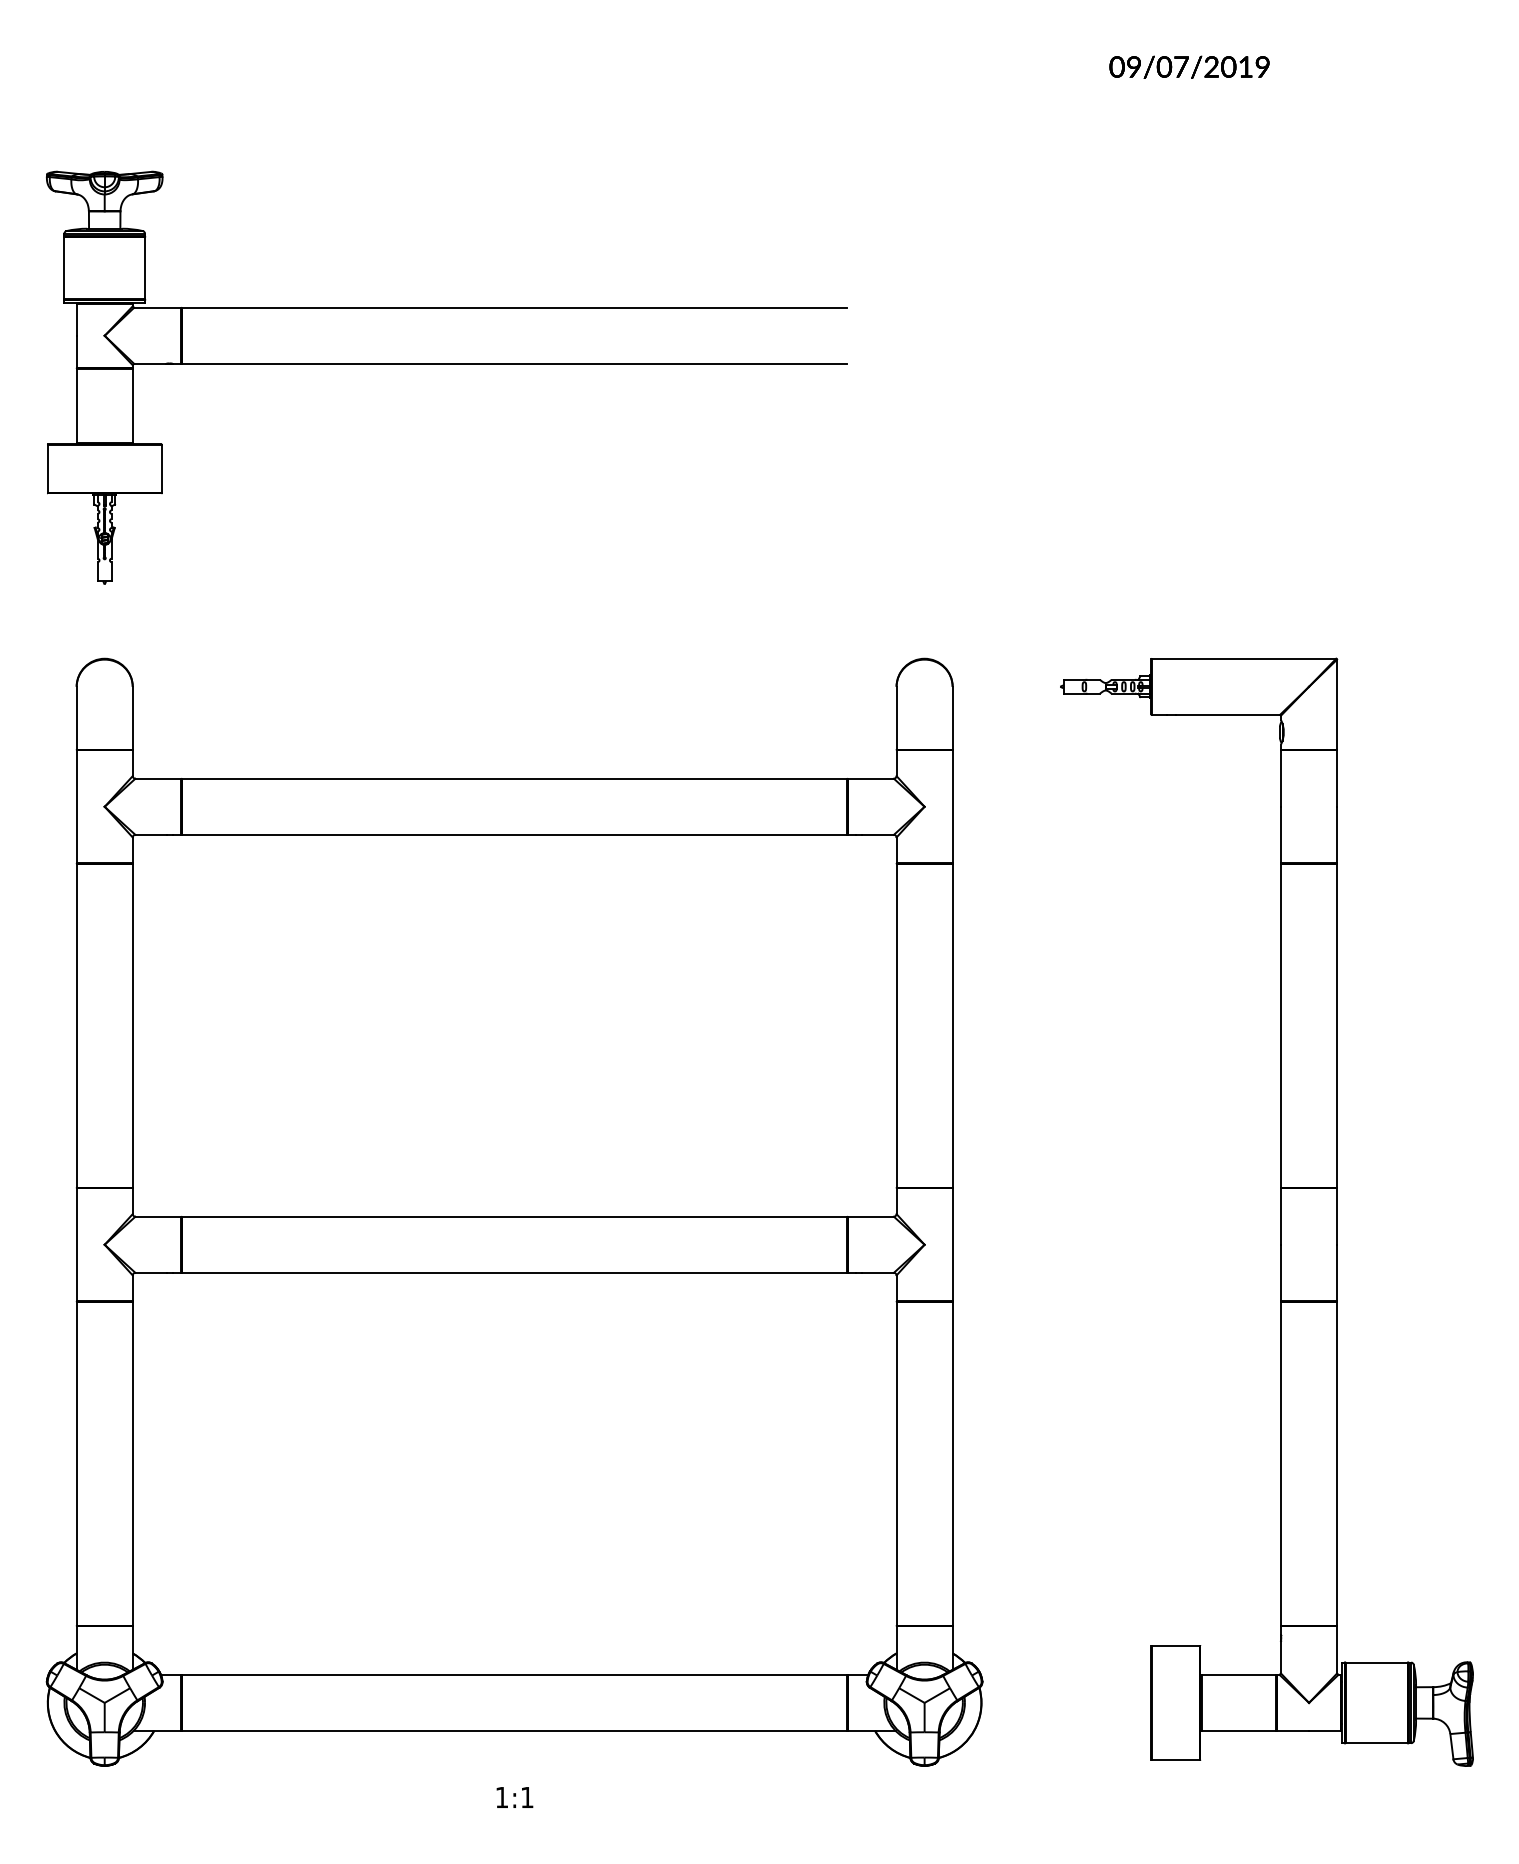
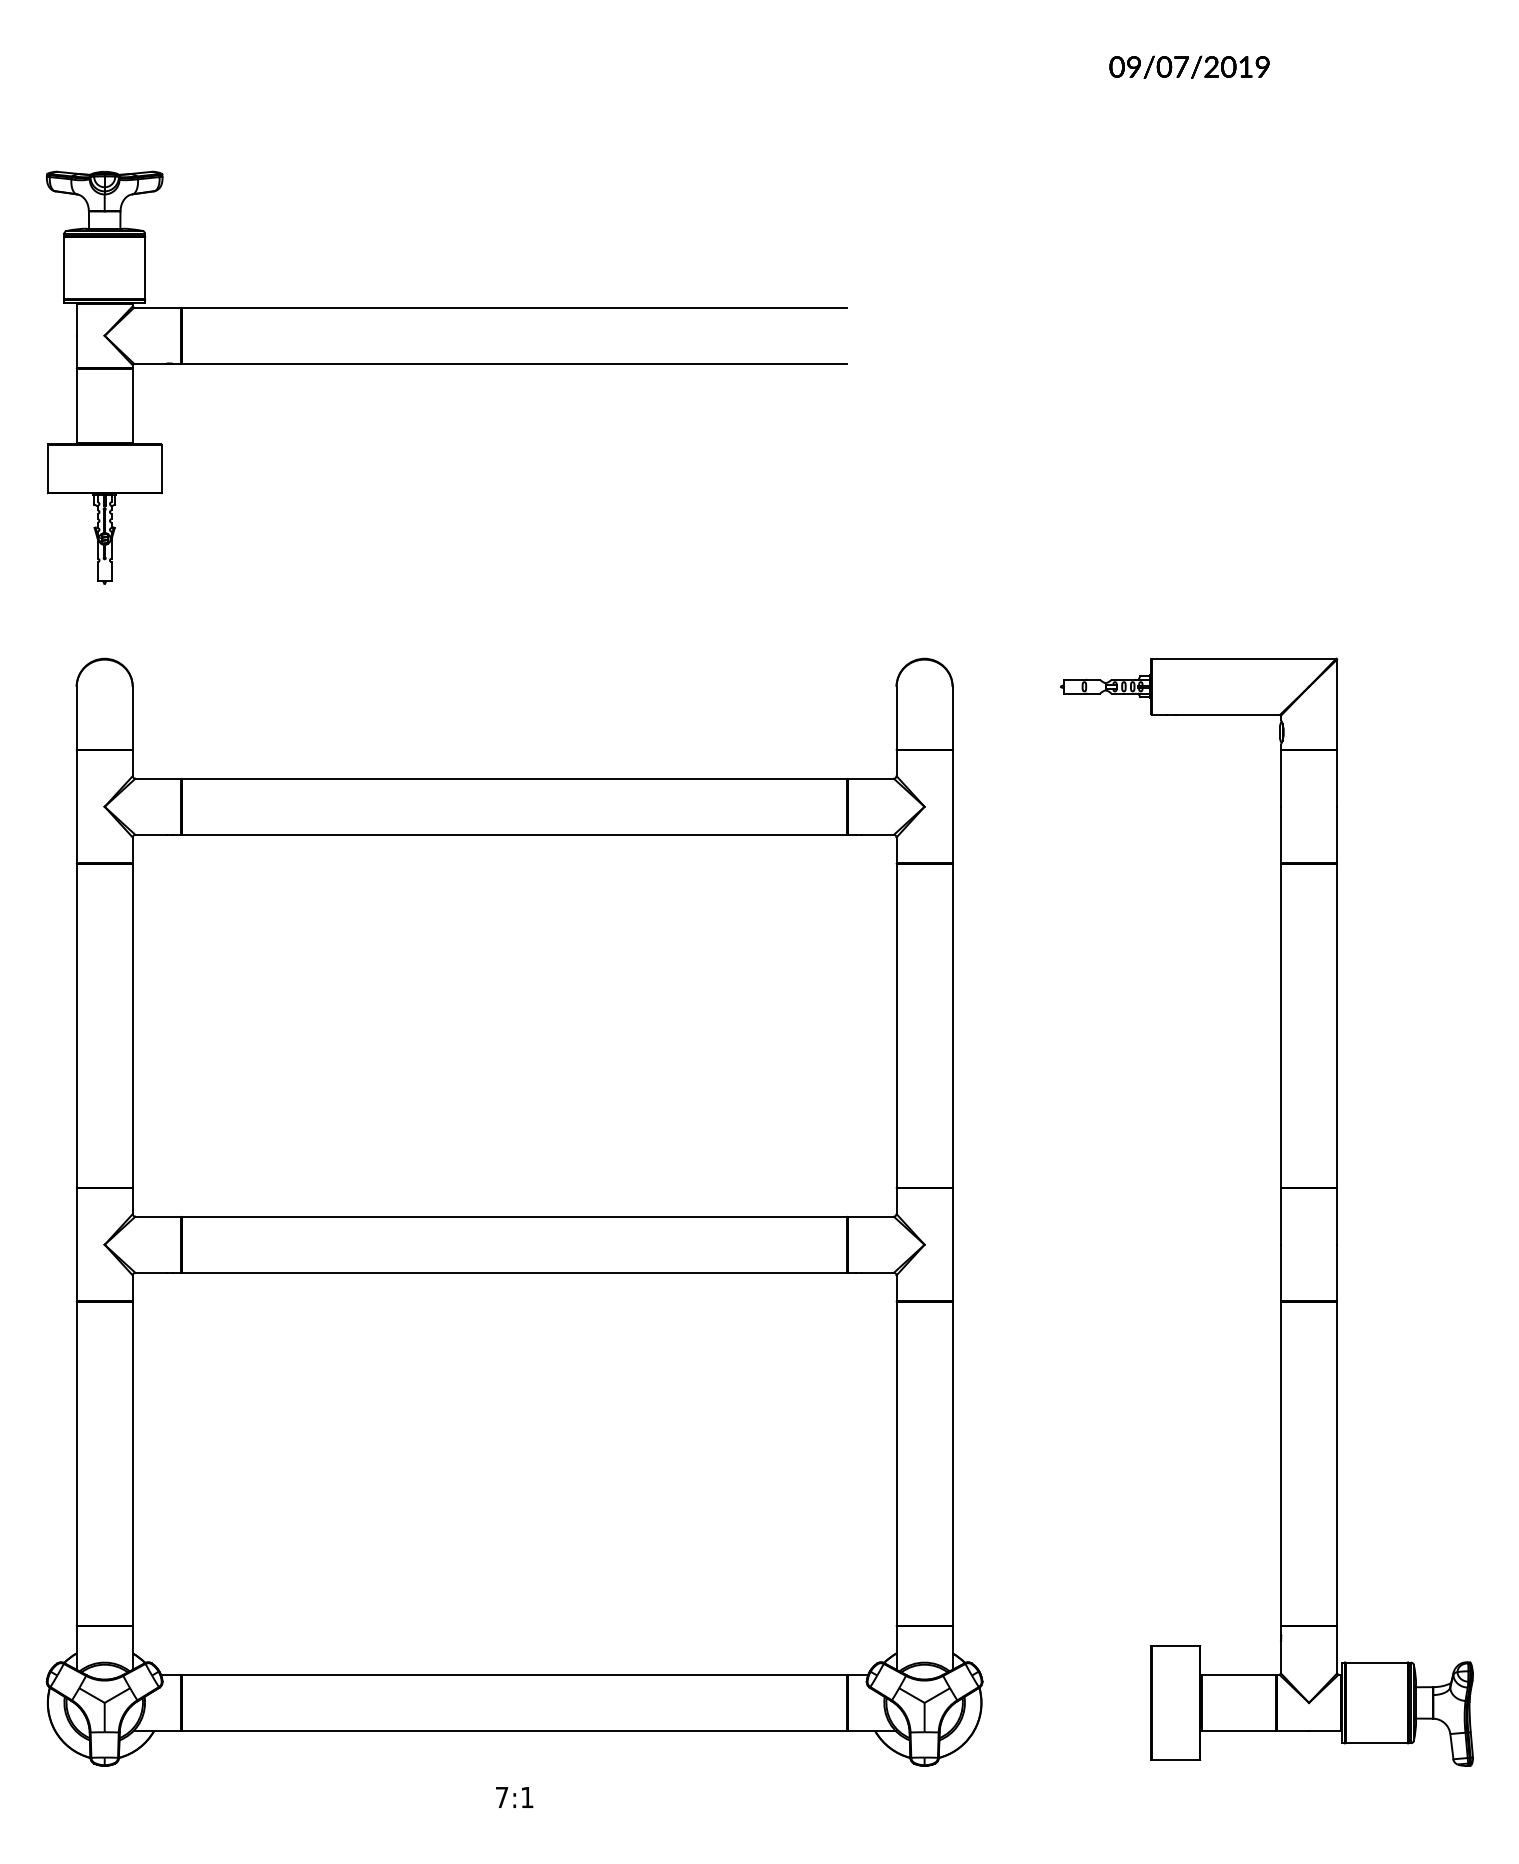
text: 1:1 -> 7:1 (502, 1797)
